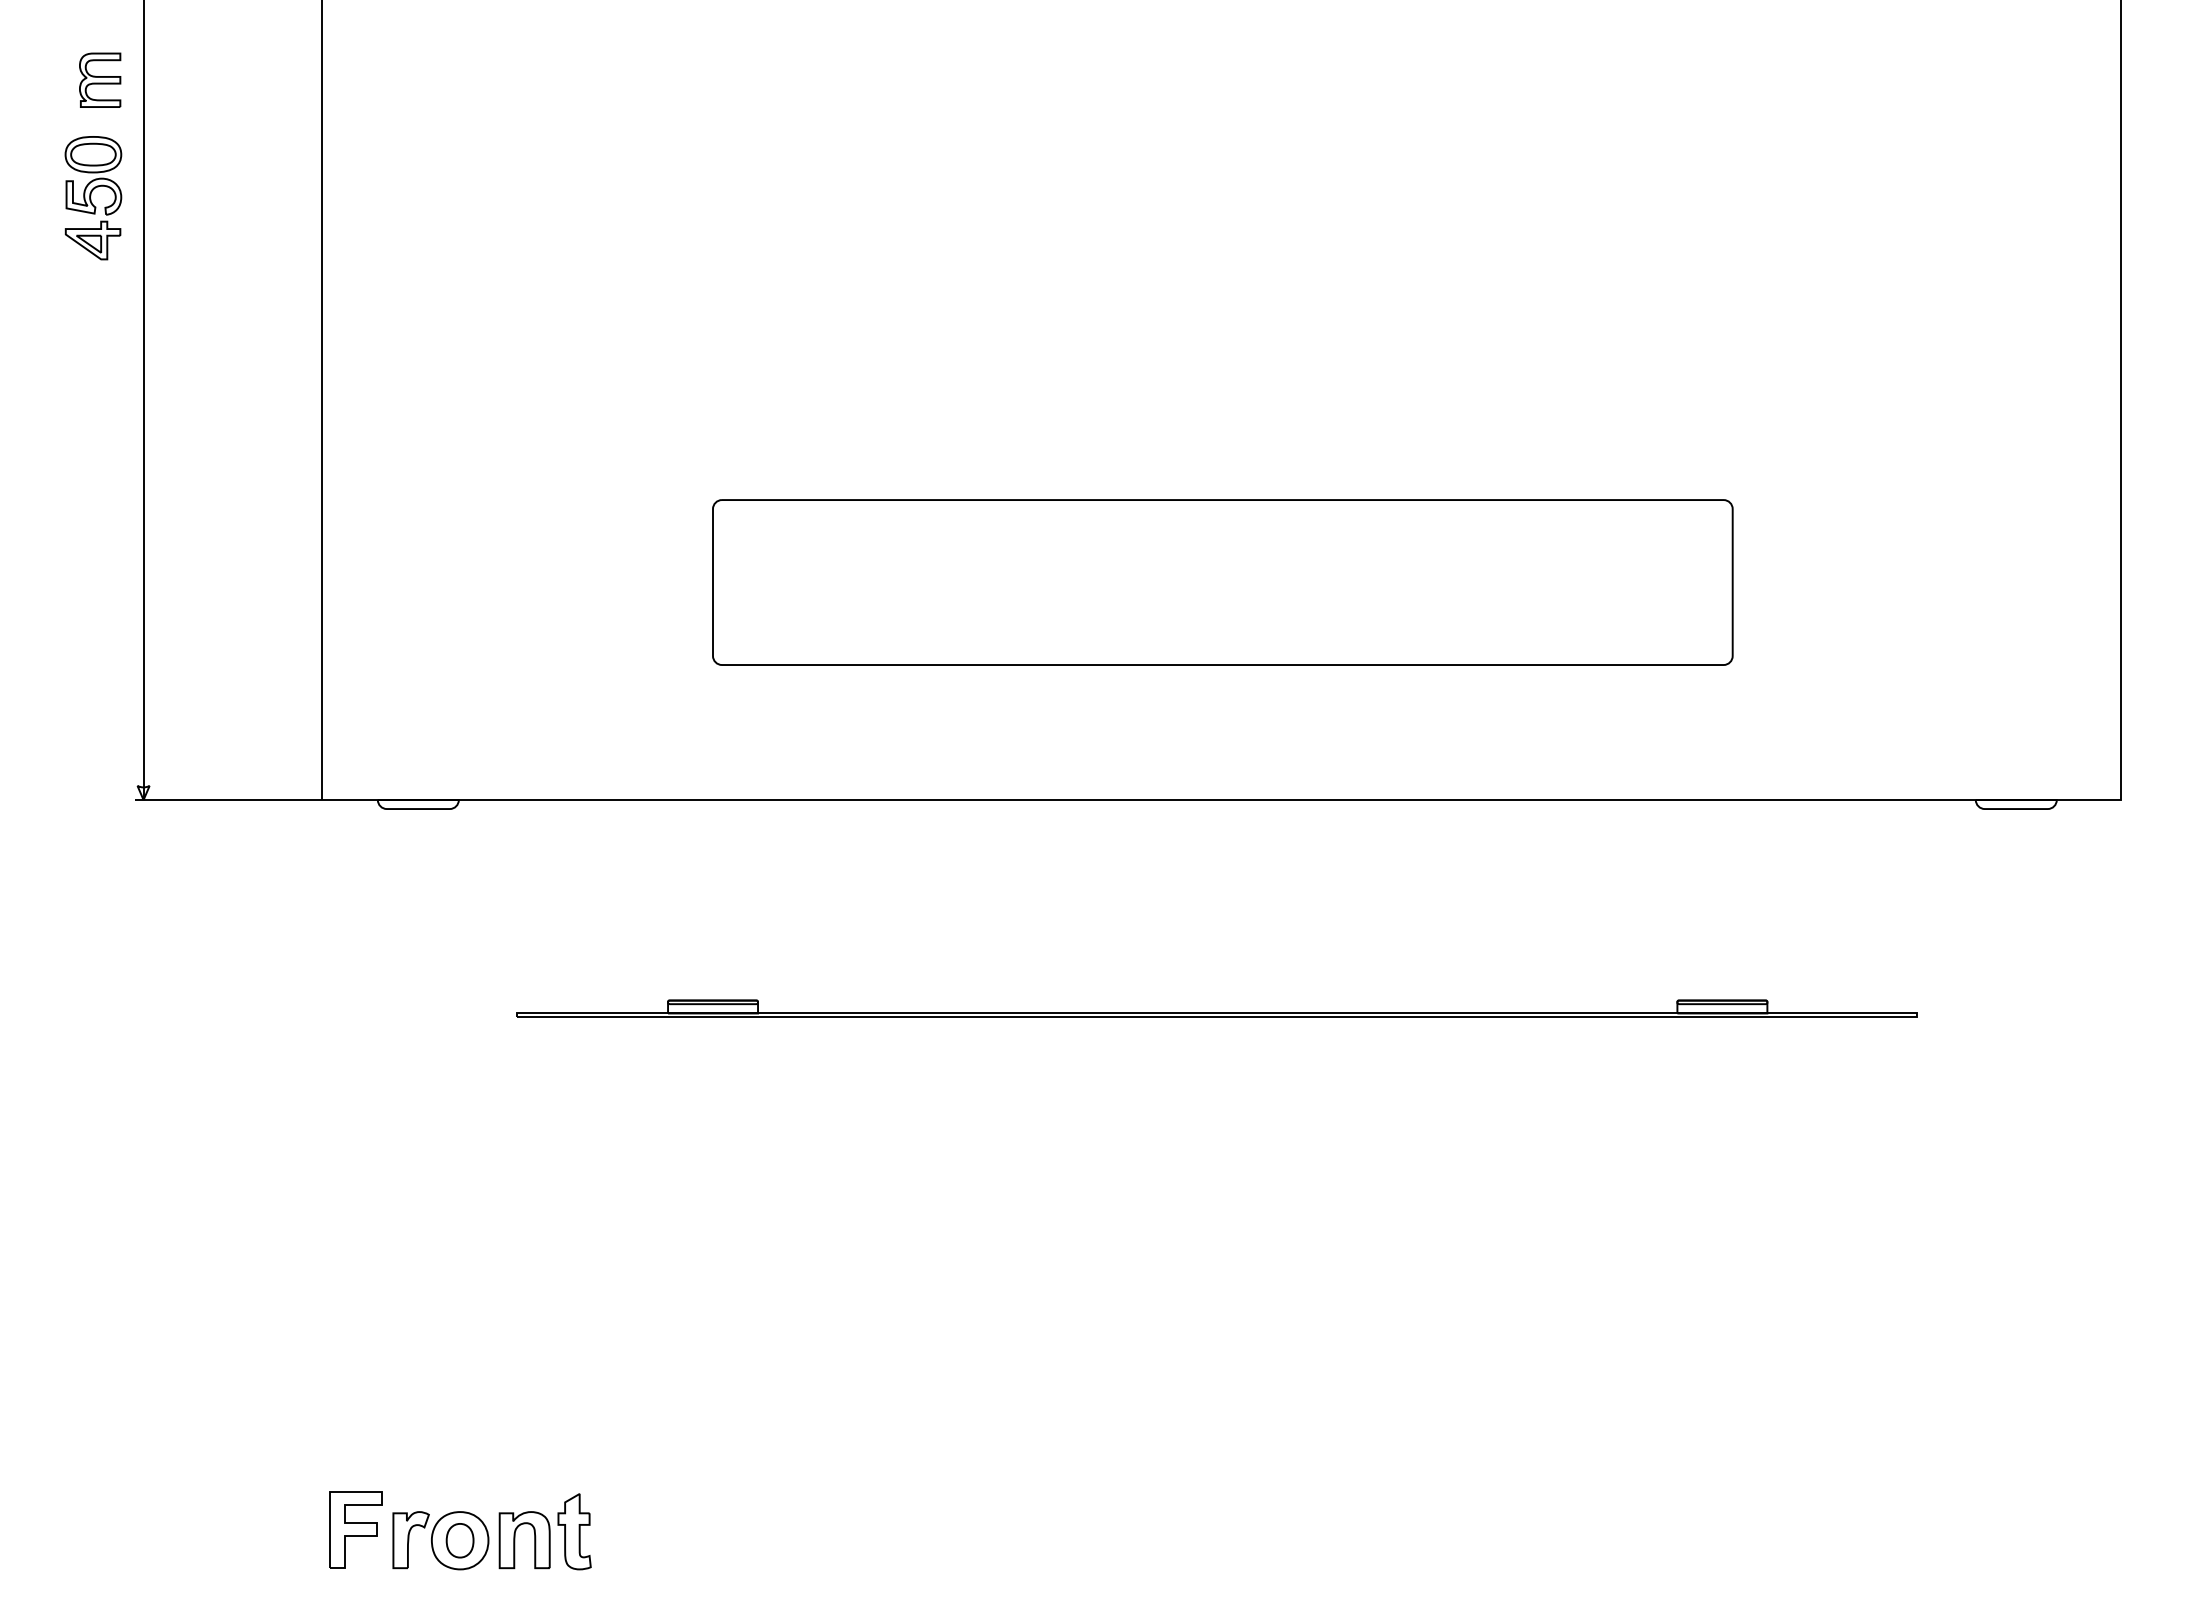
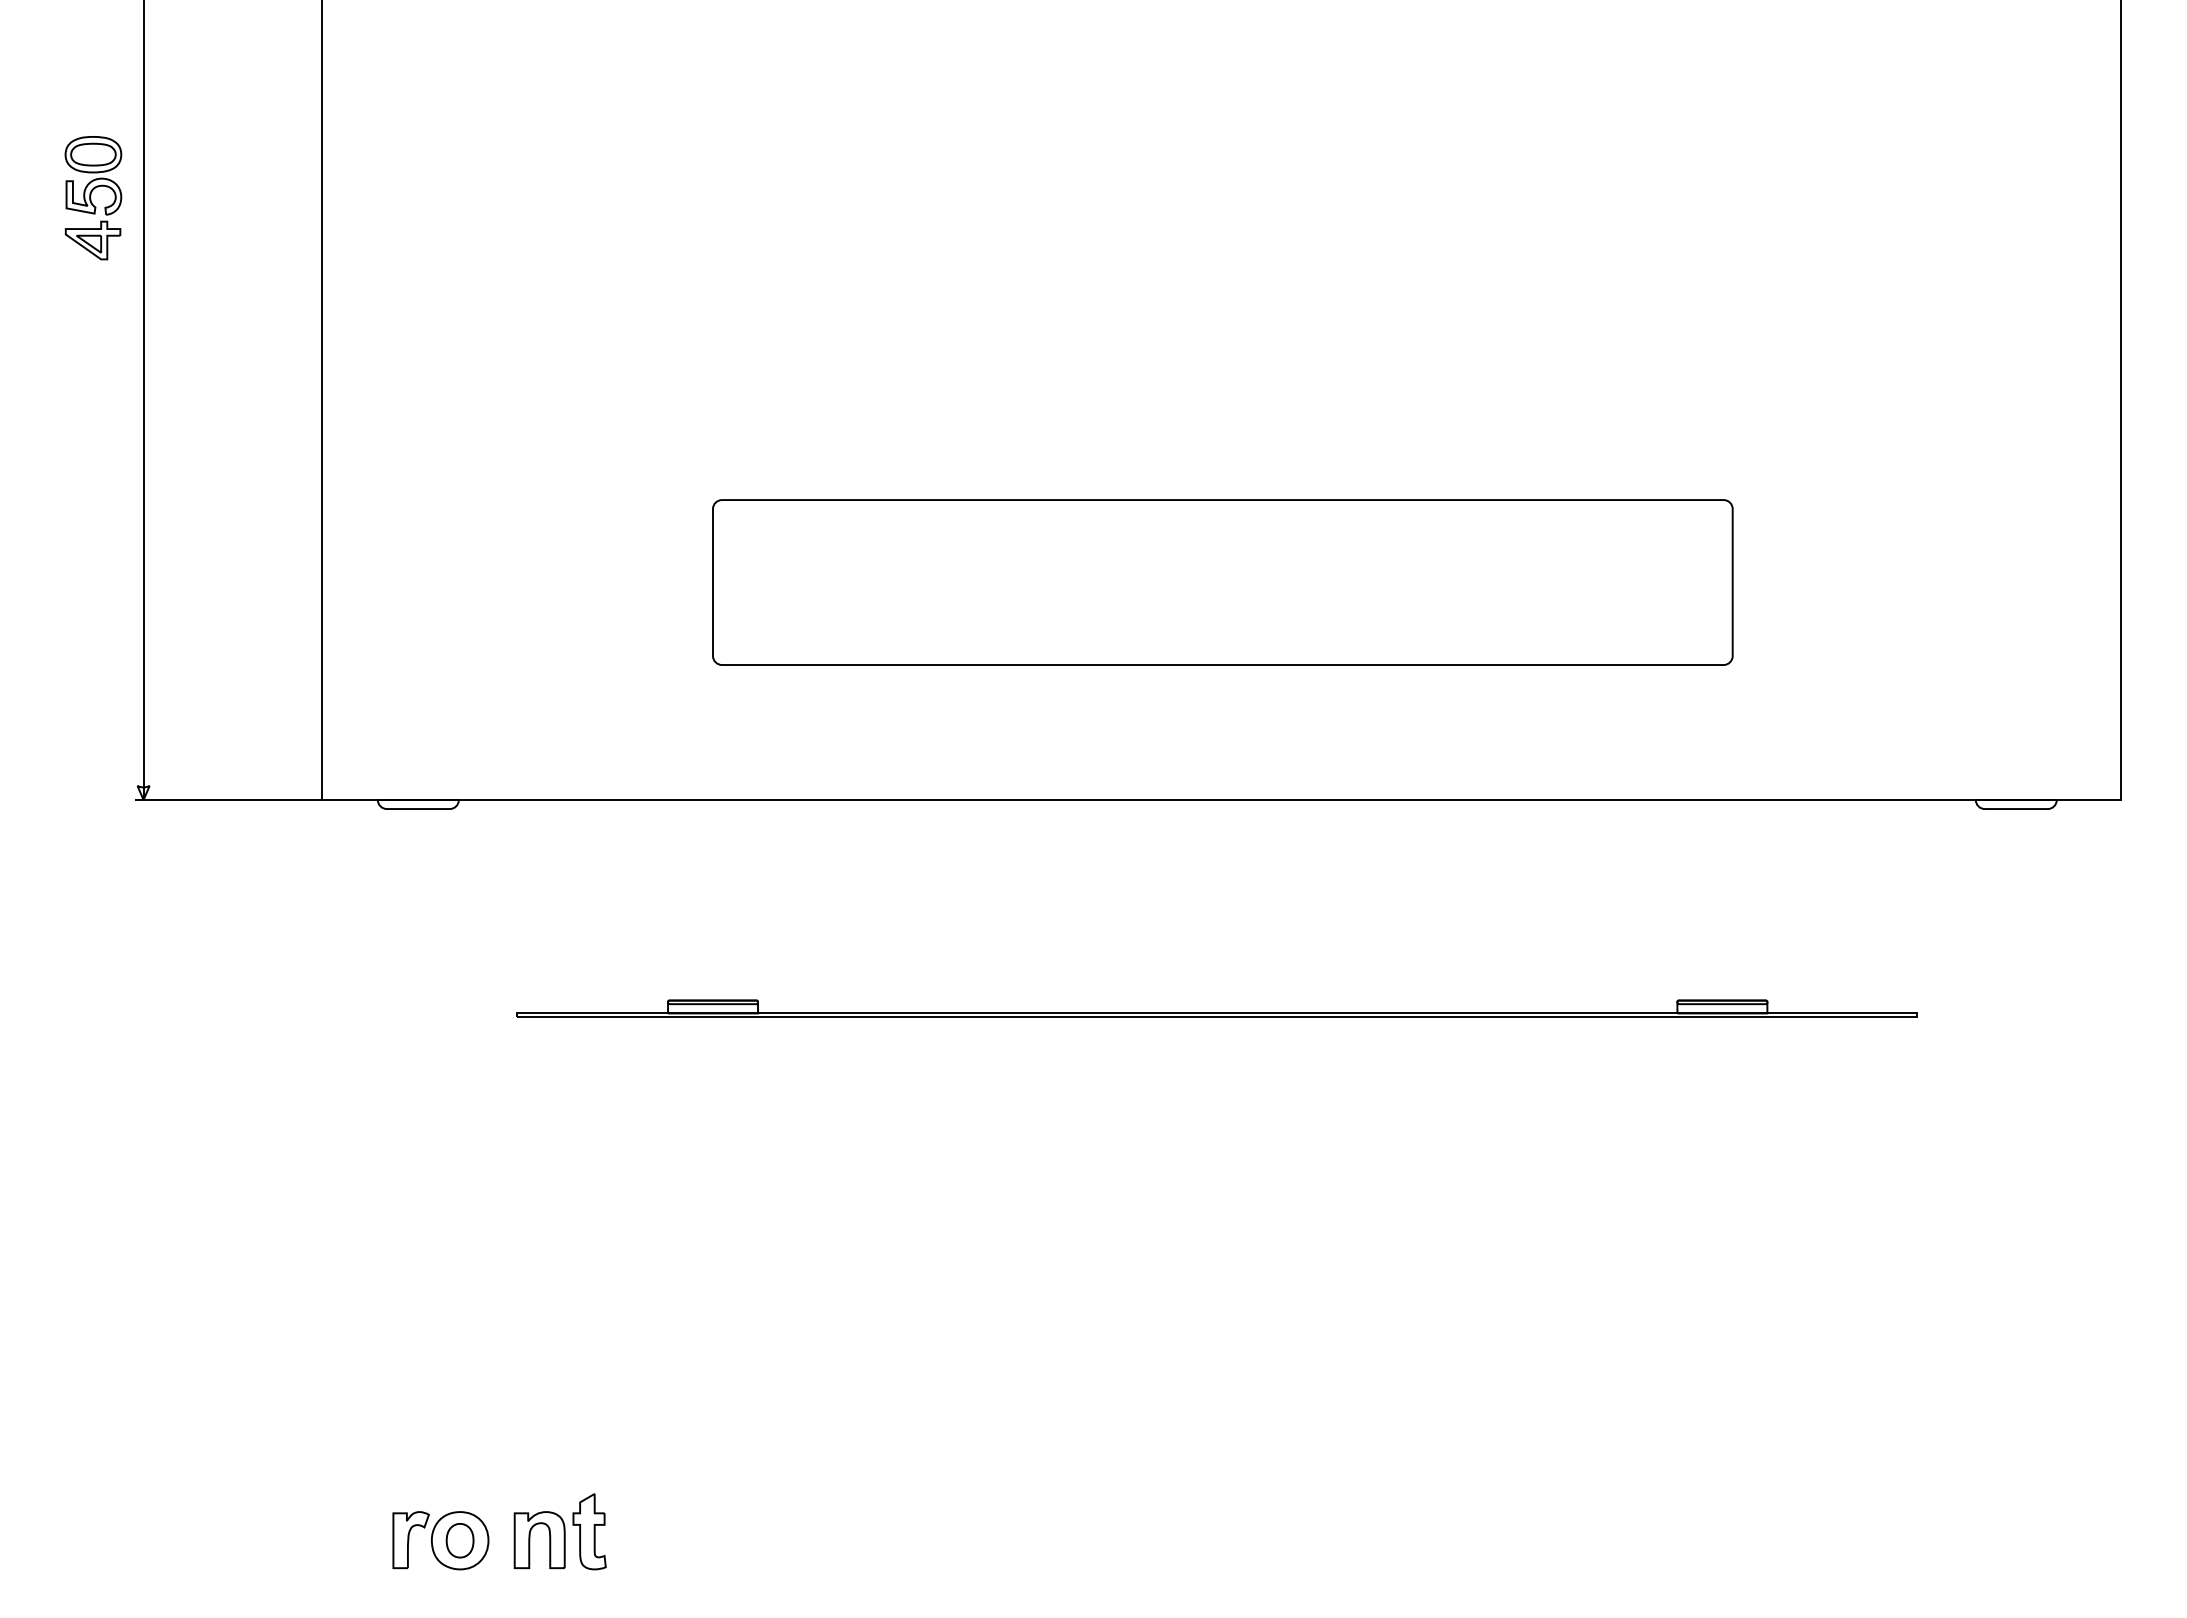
part: present -> none (100, 79)
part: present -> none (355, 1529)
part position: (544, 1531) -> (559, 1531) (559, 1531)
